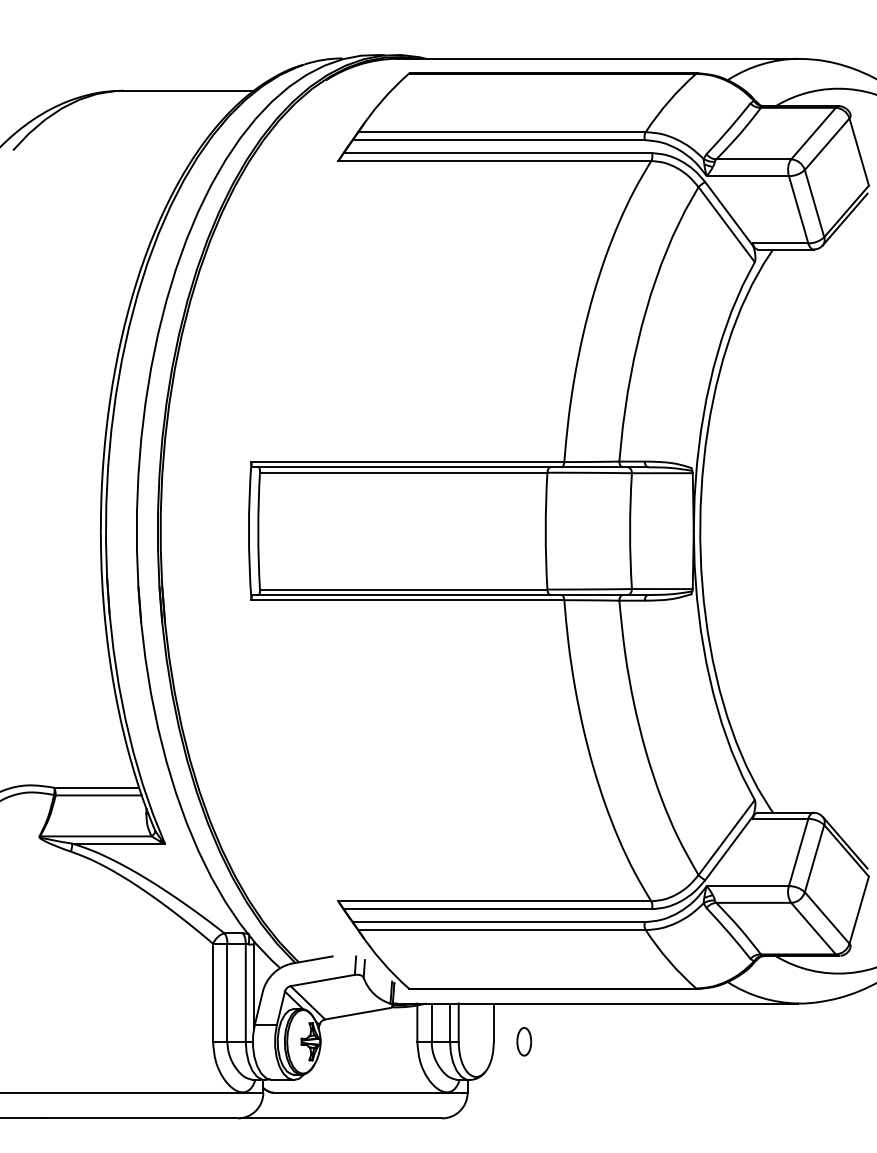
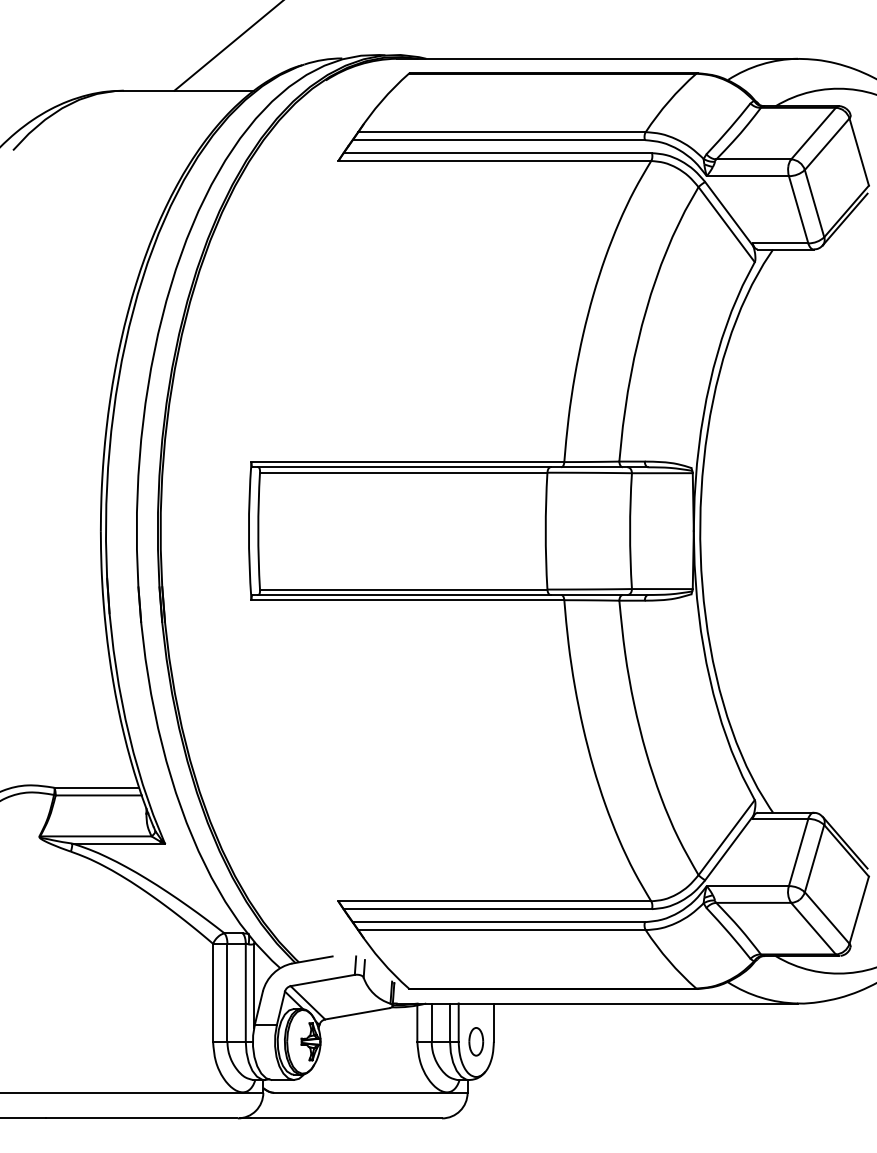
line: none -> present (227, 46)
part position: (524, 1041) -> (476, 1041) (476, 1041)
